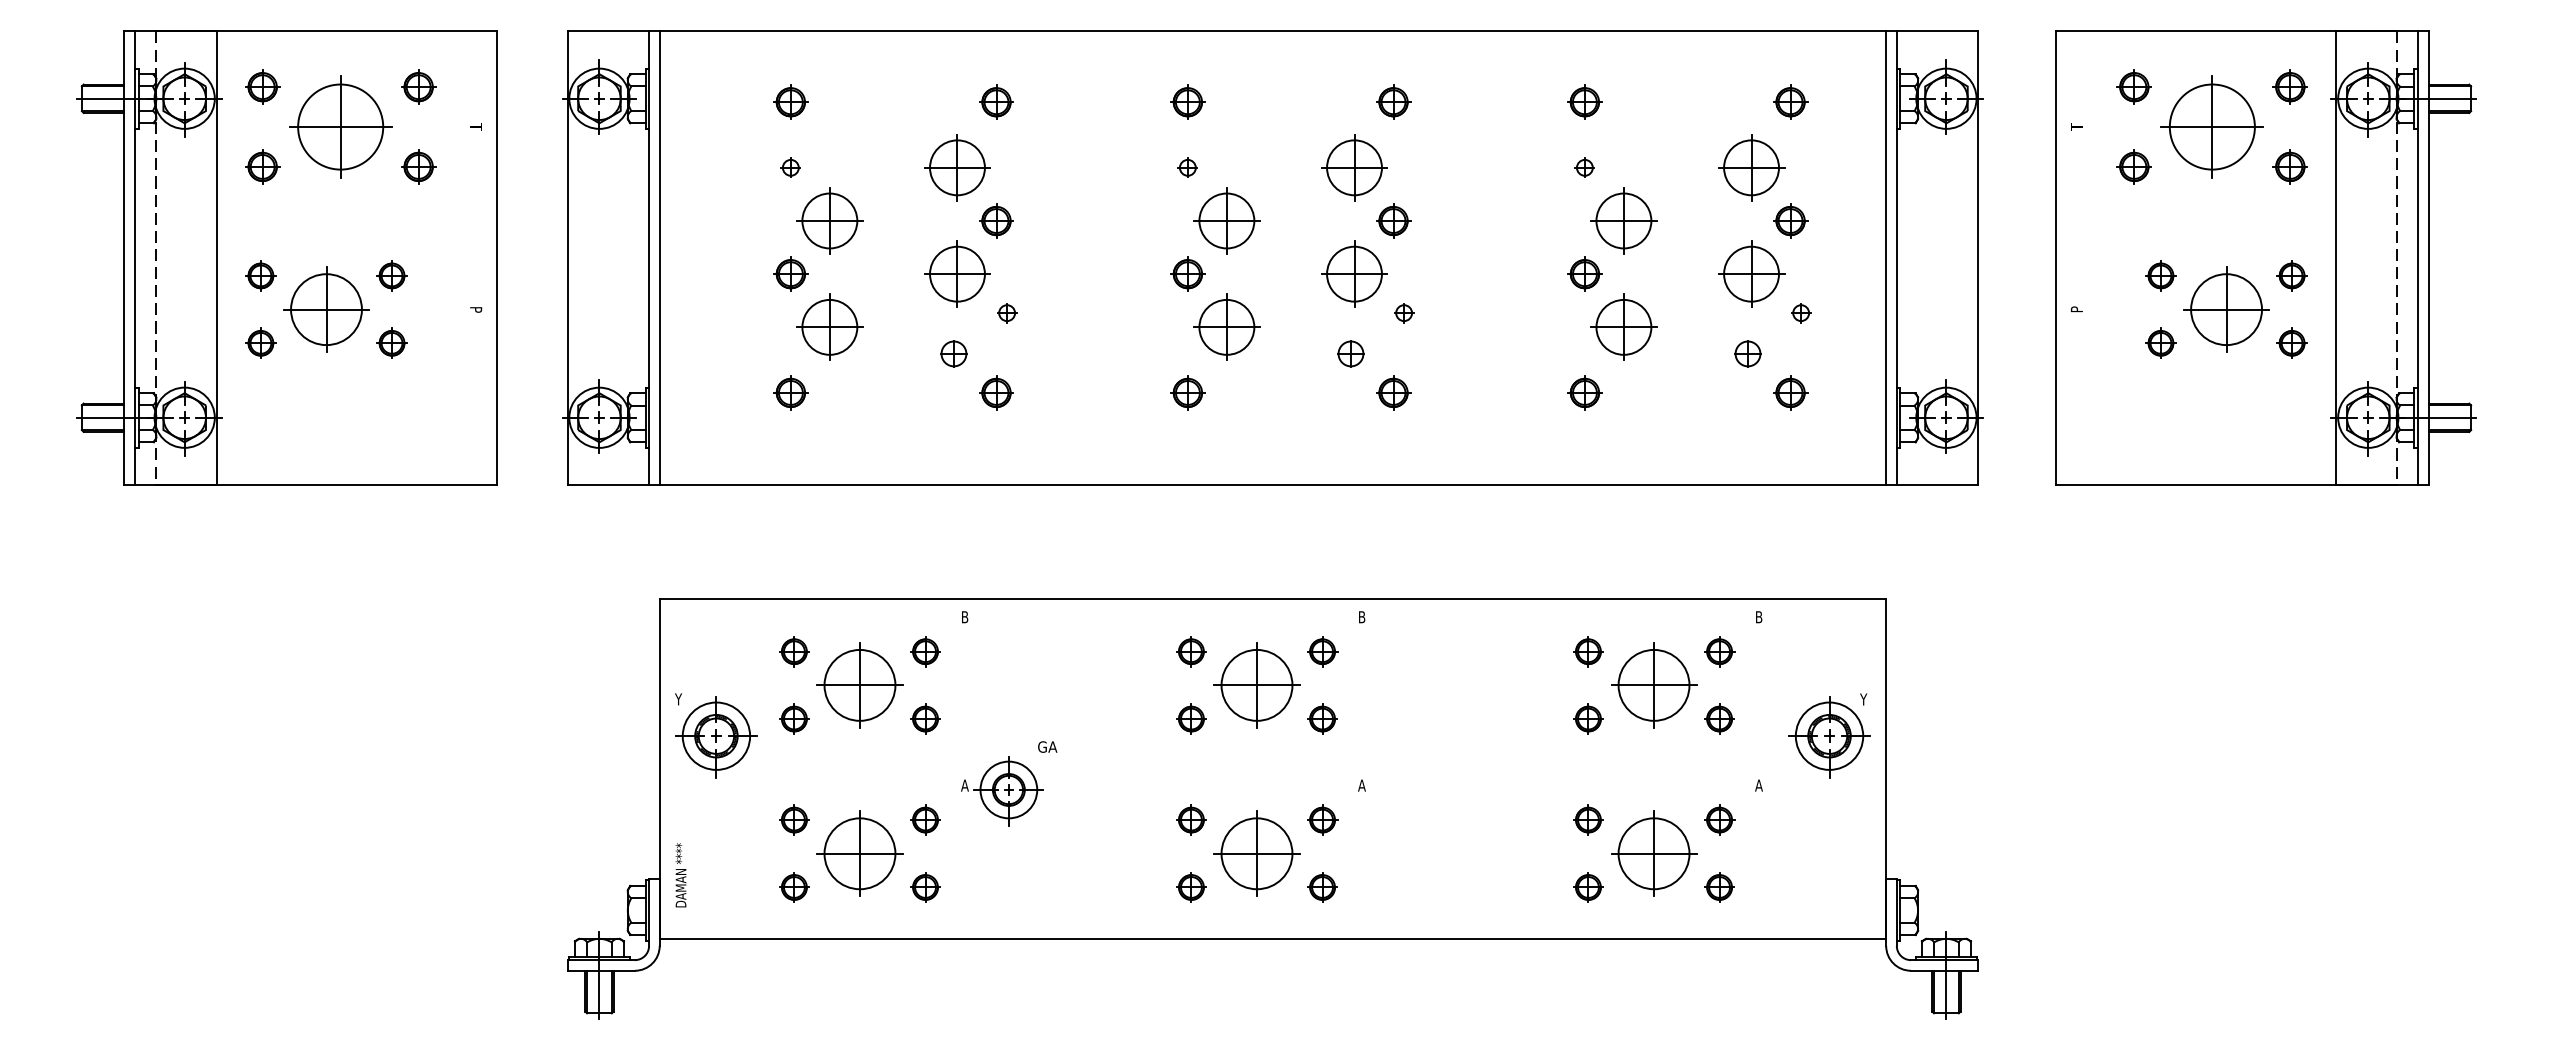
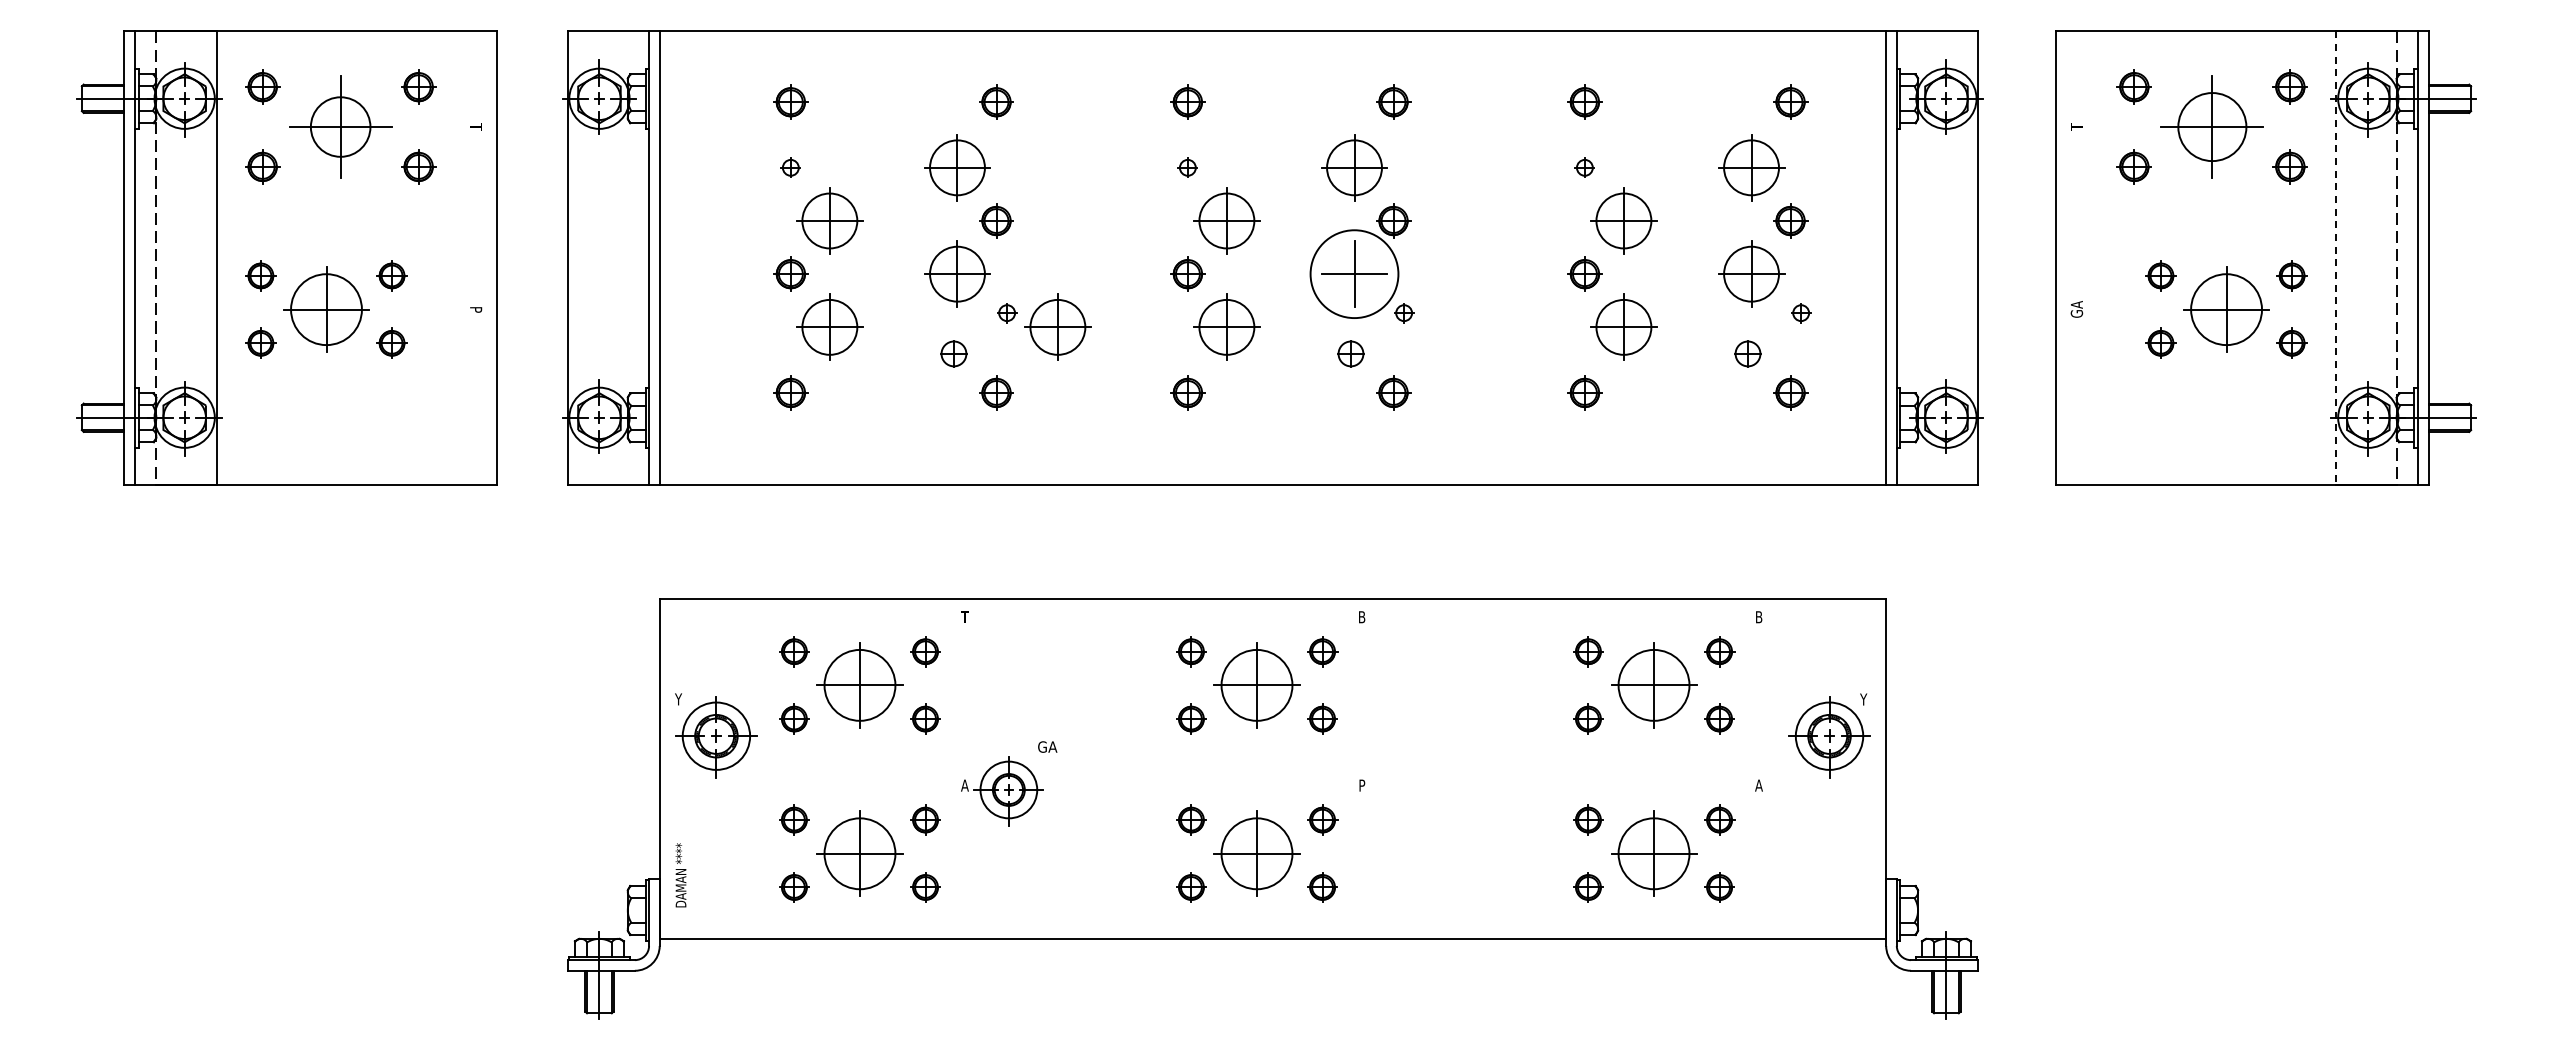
circle diameter: 85 px -> 60 px (340, 126)
circle diameter: 85 px -> 68 px (2212, 127)
line: solid -> dashed (2336, 258)
circle diameter: 55 px -> 88 px (1354, 274)
text: P -> GA (2076, 309)
part: none -> present (1057, 326)
text: B -> T (964, 617)
text: A -> P (1361, 785)
